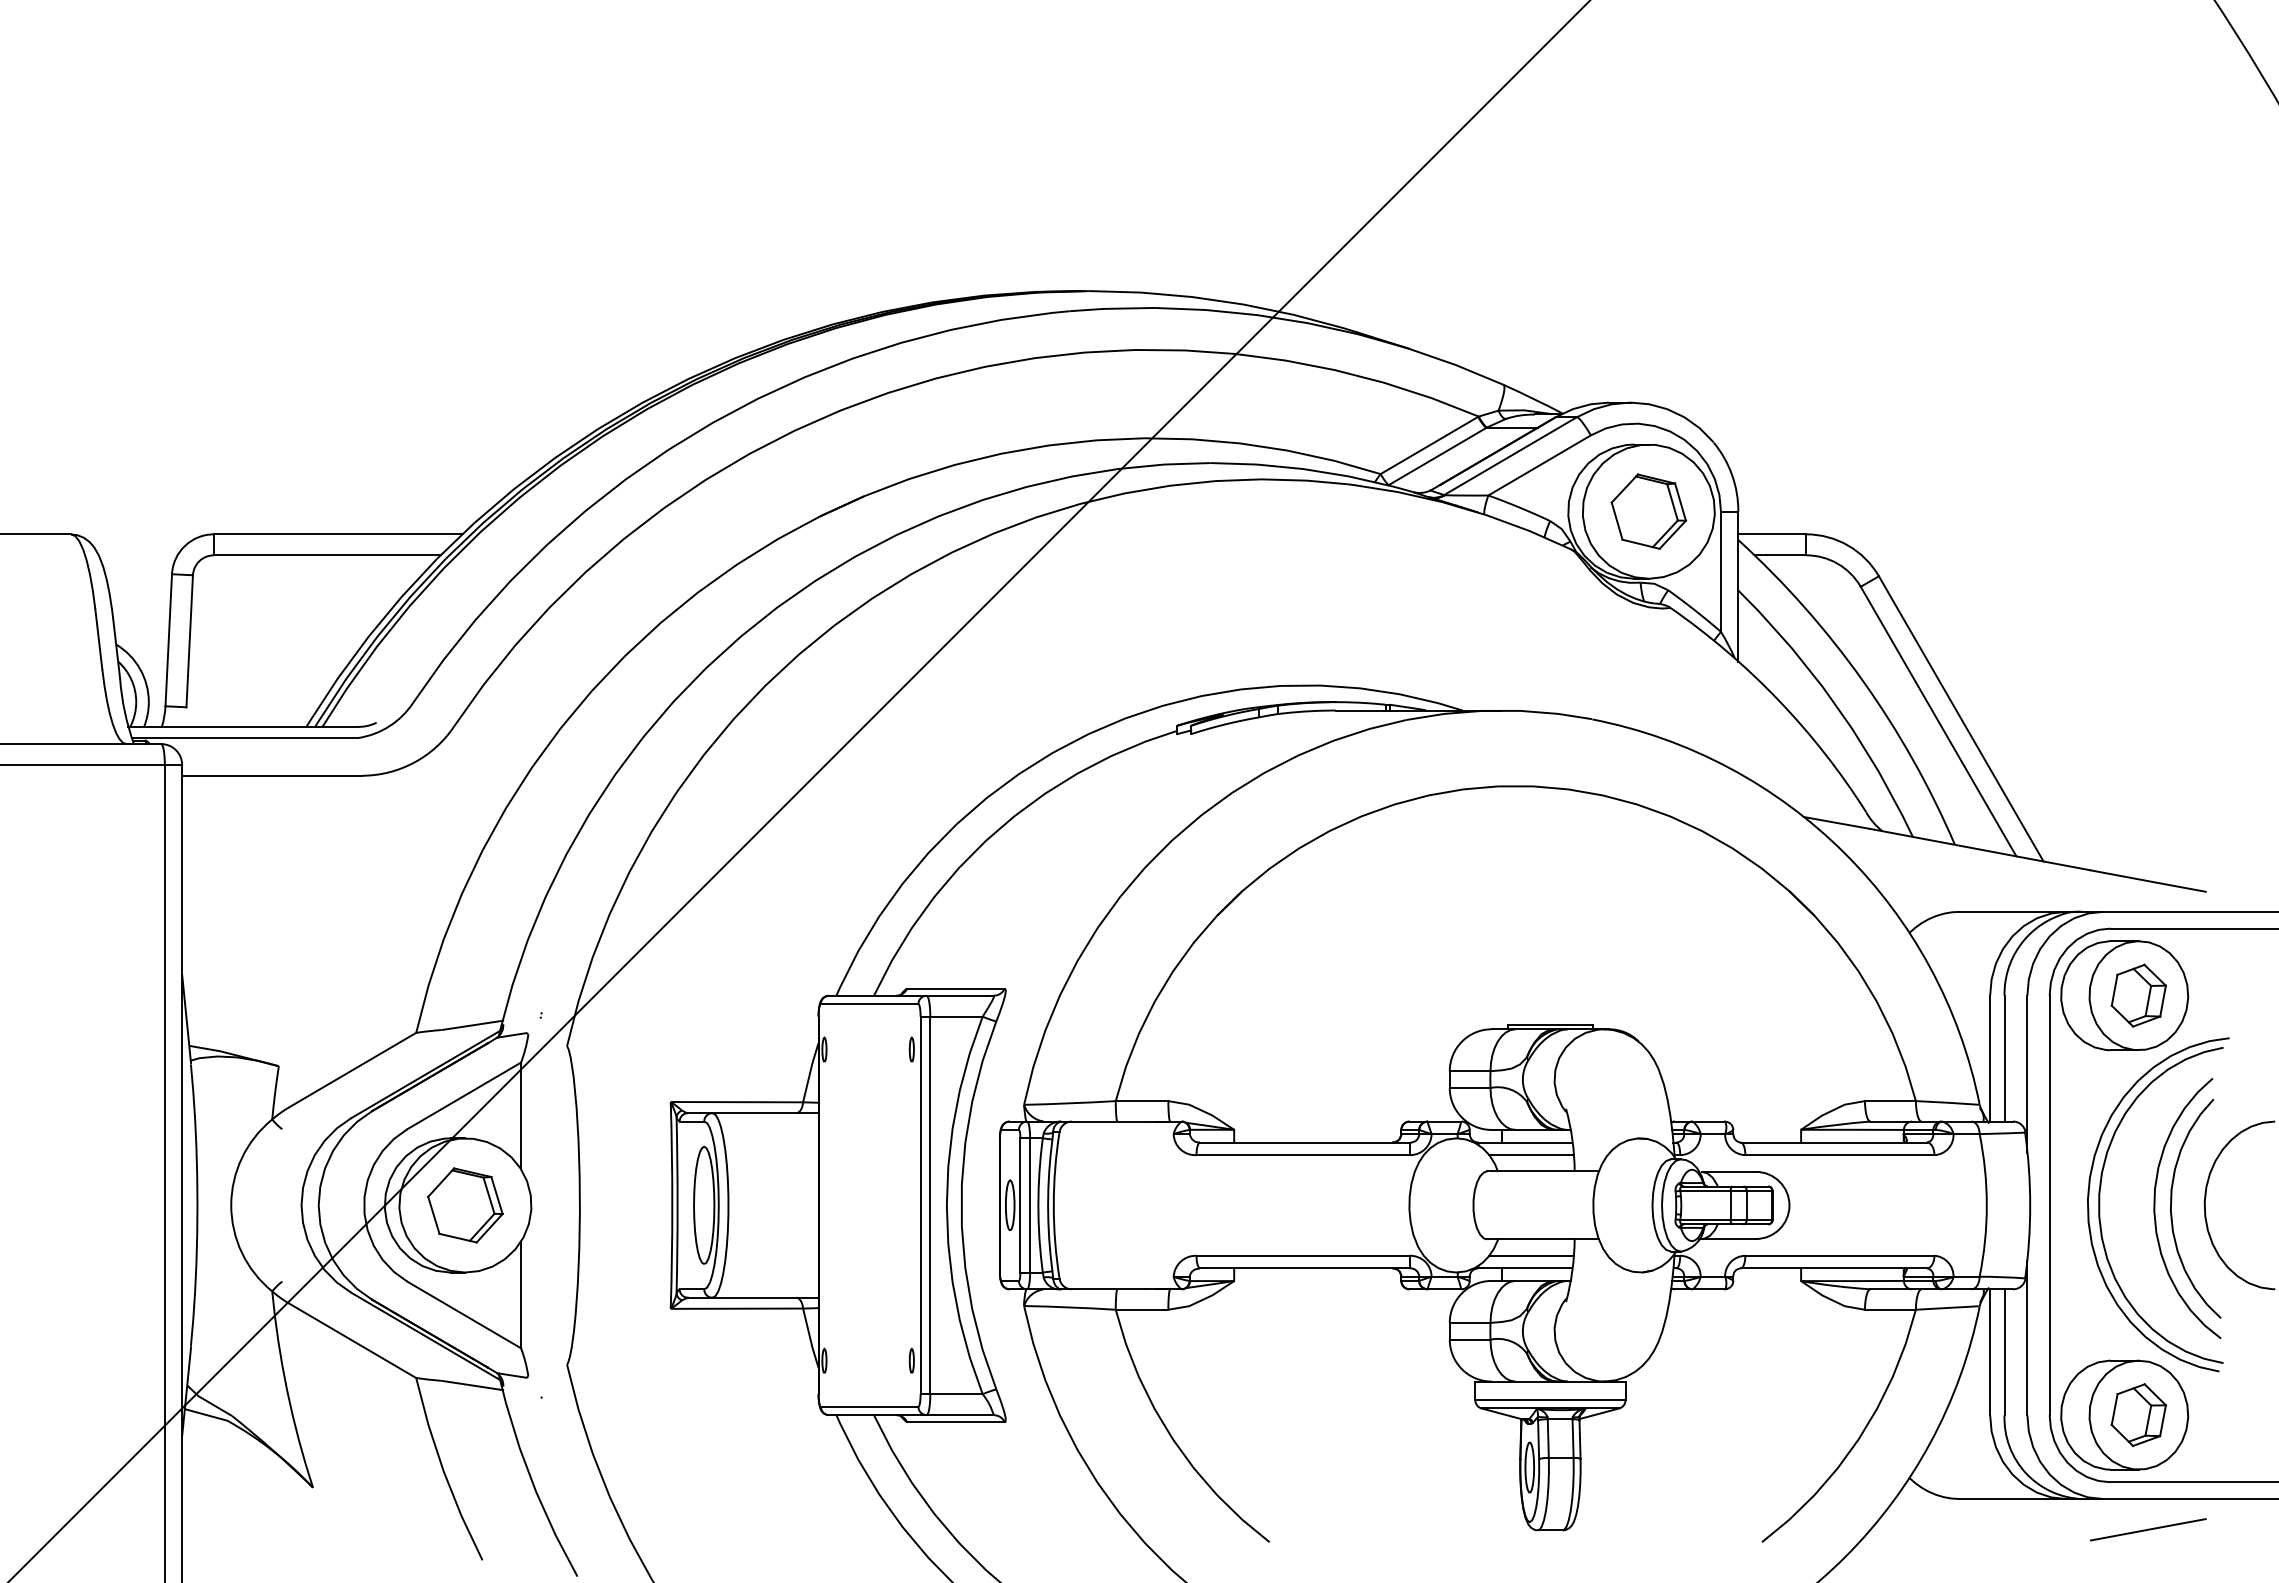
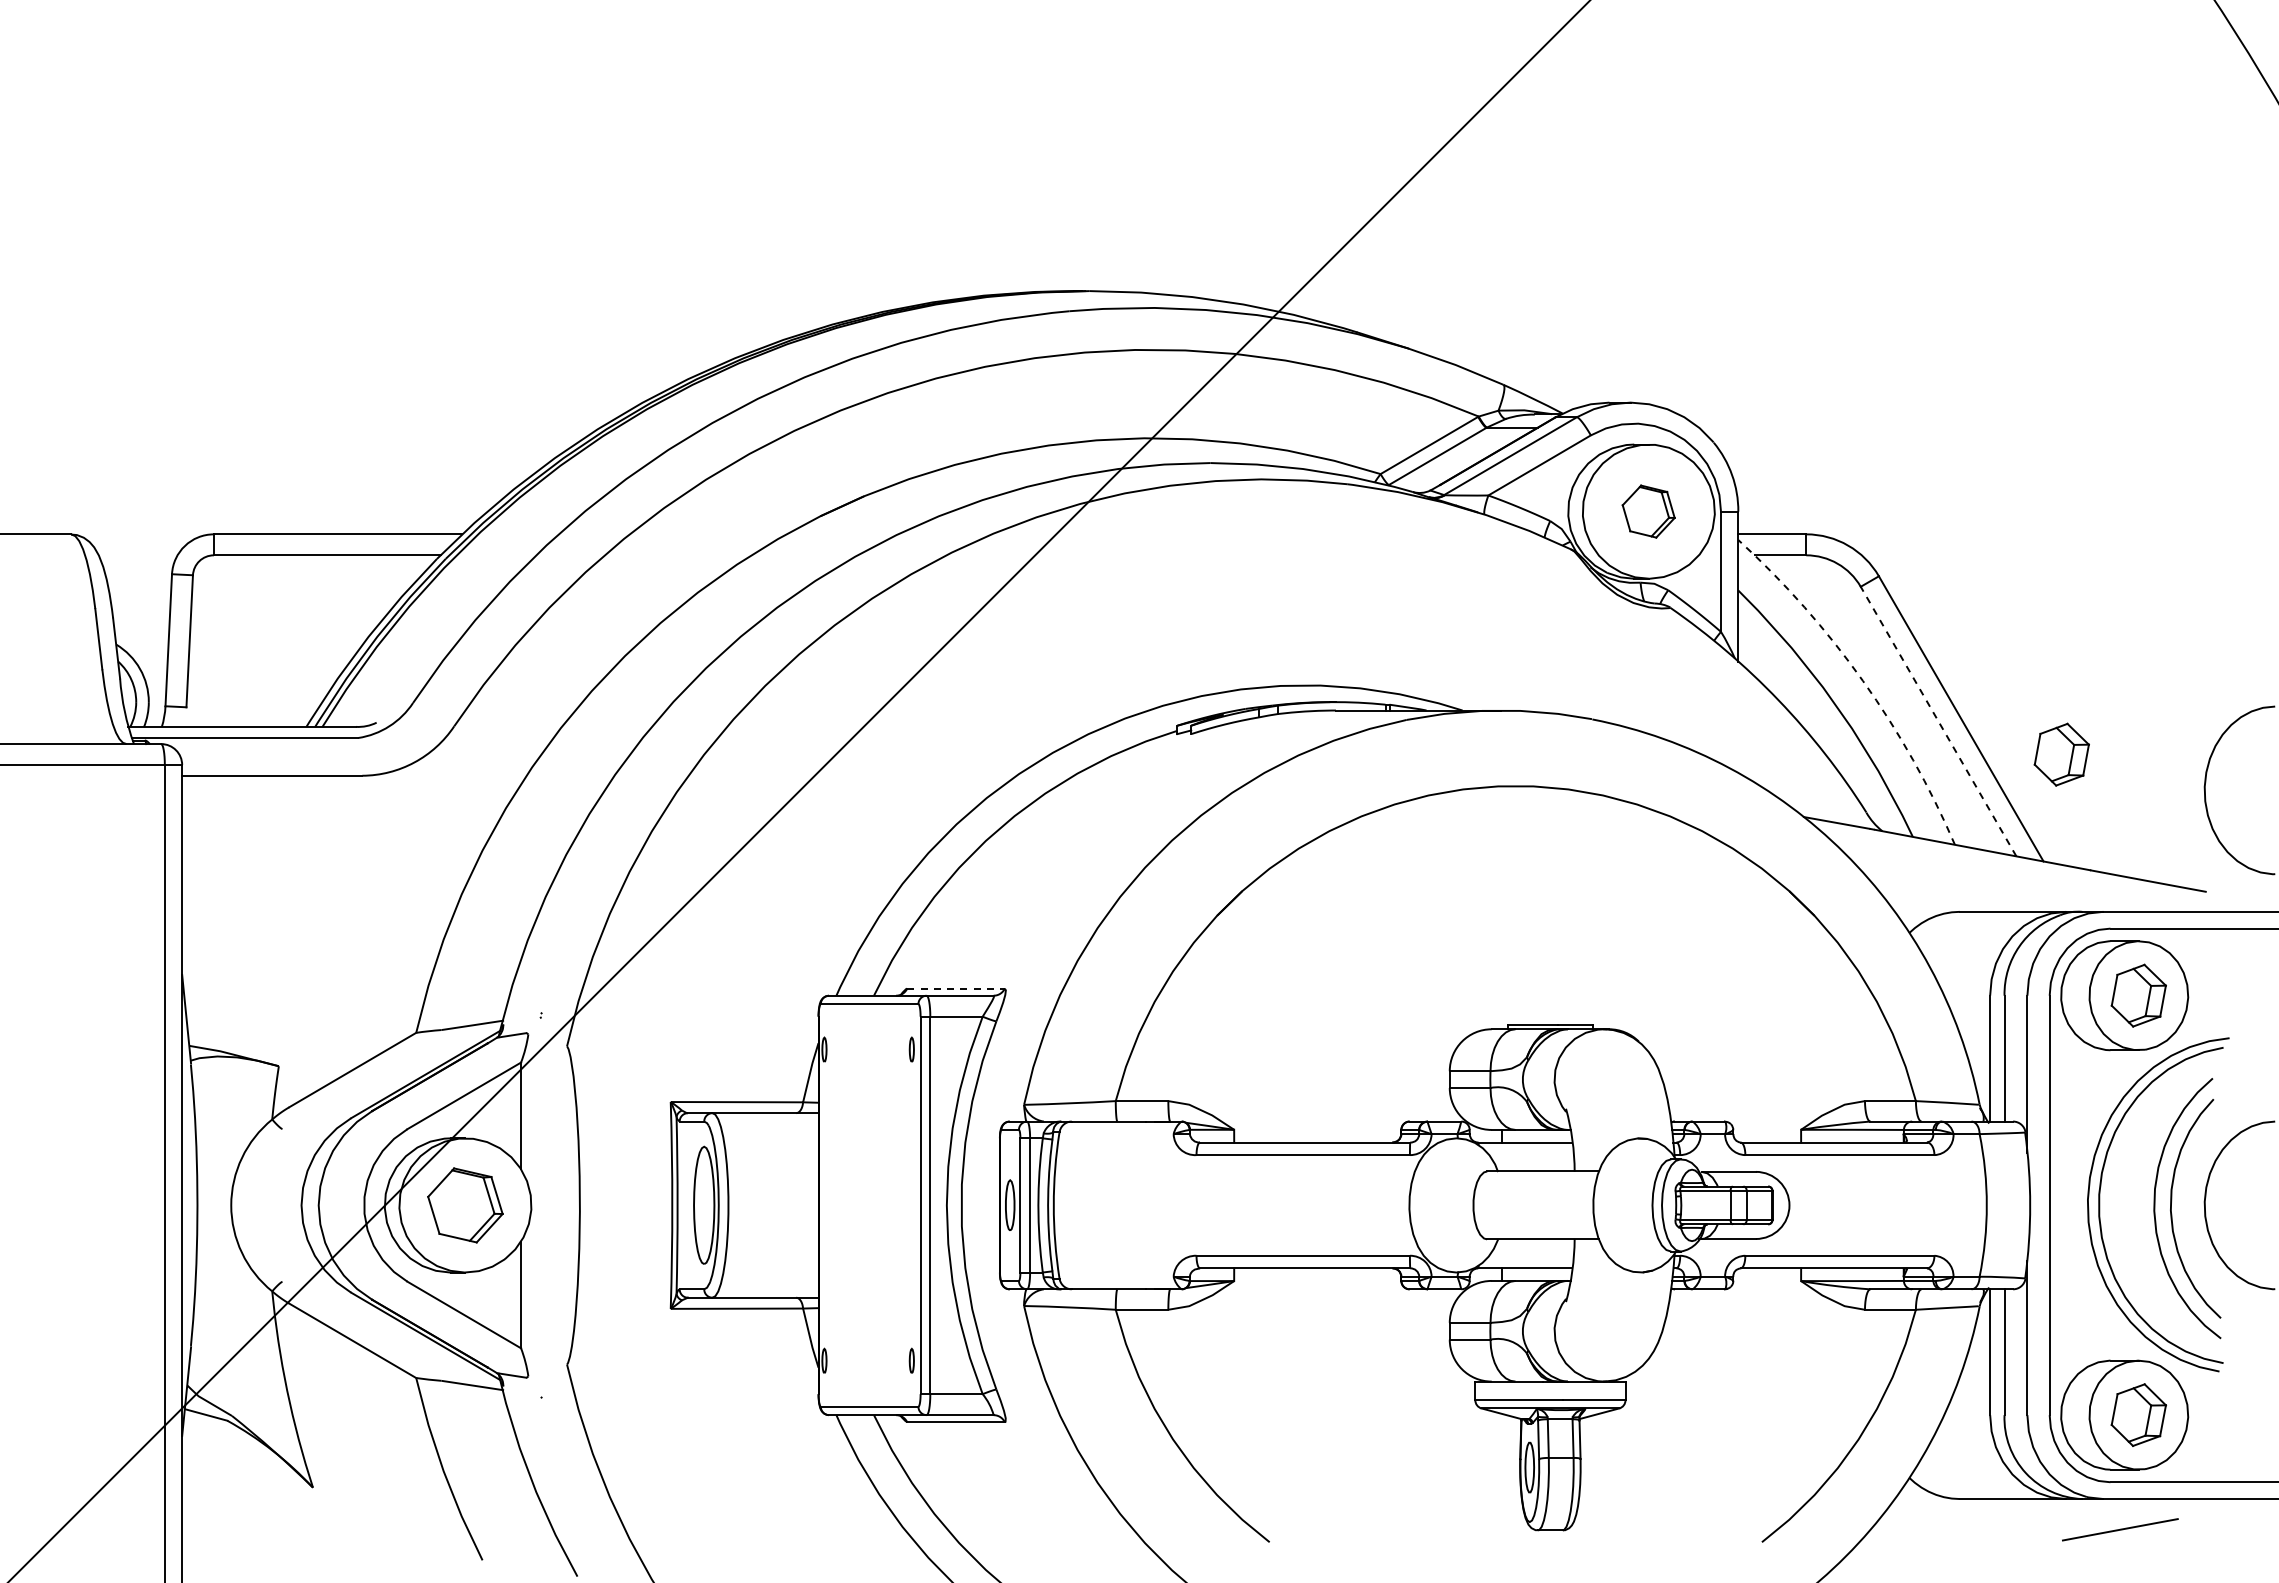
part size: 77x77 px -> 55x55 px (1648, 511)
arc: solid -> dashed (1862, 680)
line: solid -> dashed (1938, 721)
part: none -> present (2061, 754)
curve: none -> present (2206, 782)
line: solid -> dashed (956, 988)
line: present -> none (1531, 1155)
line: present -> none (1531, 1255)
line position: (2148, 1529) -> (2120, 1529) (2120, 1529)
